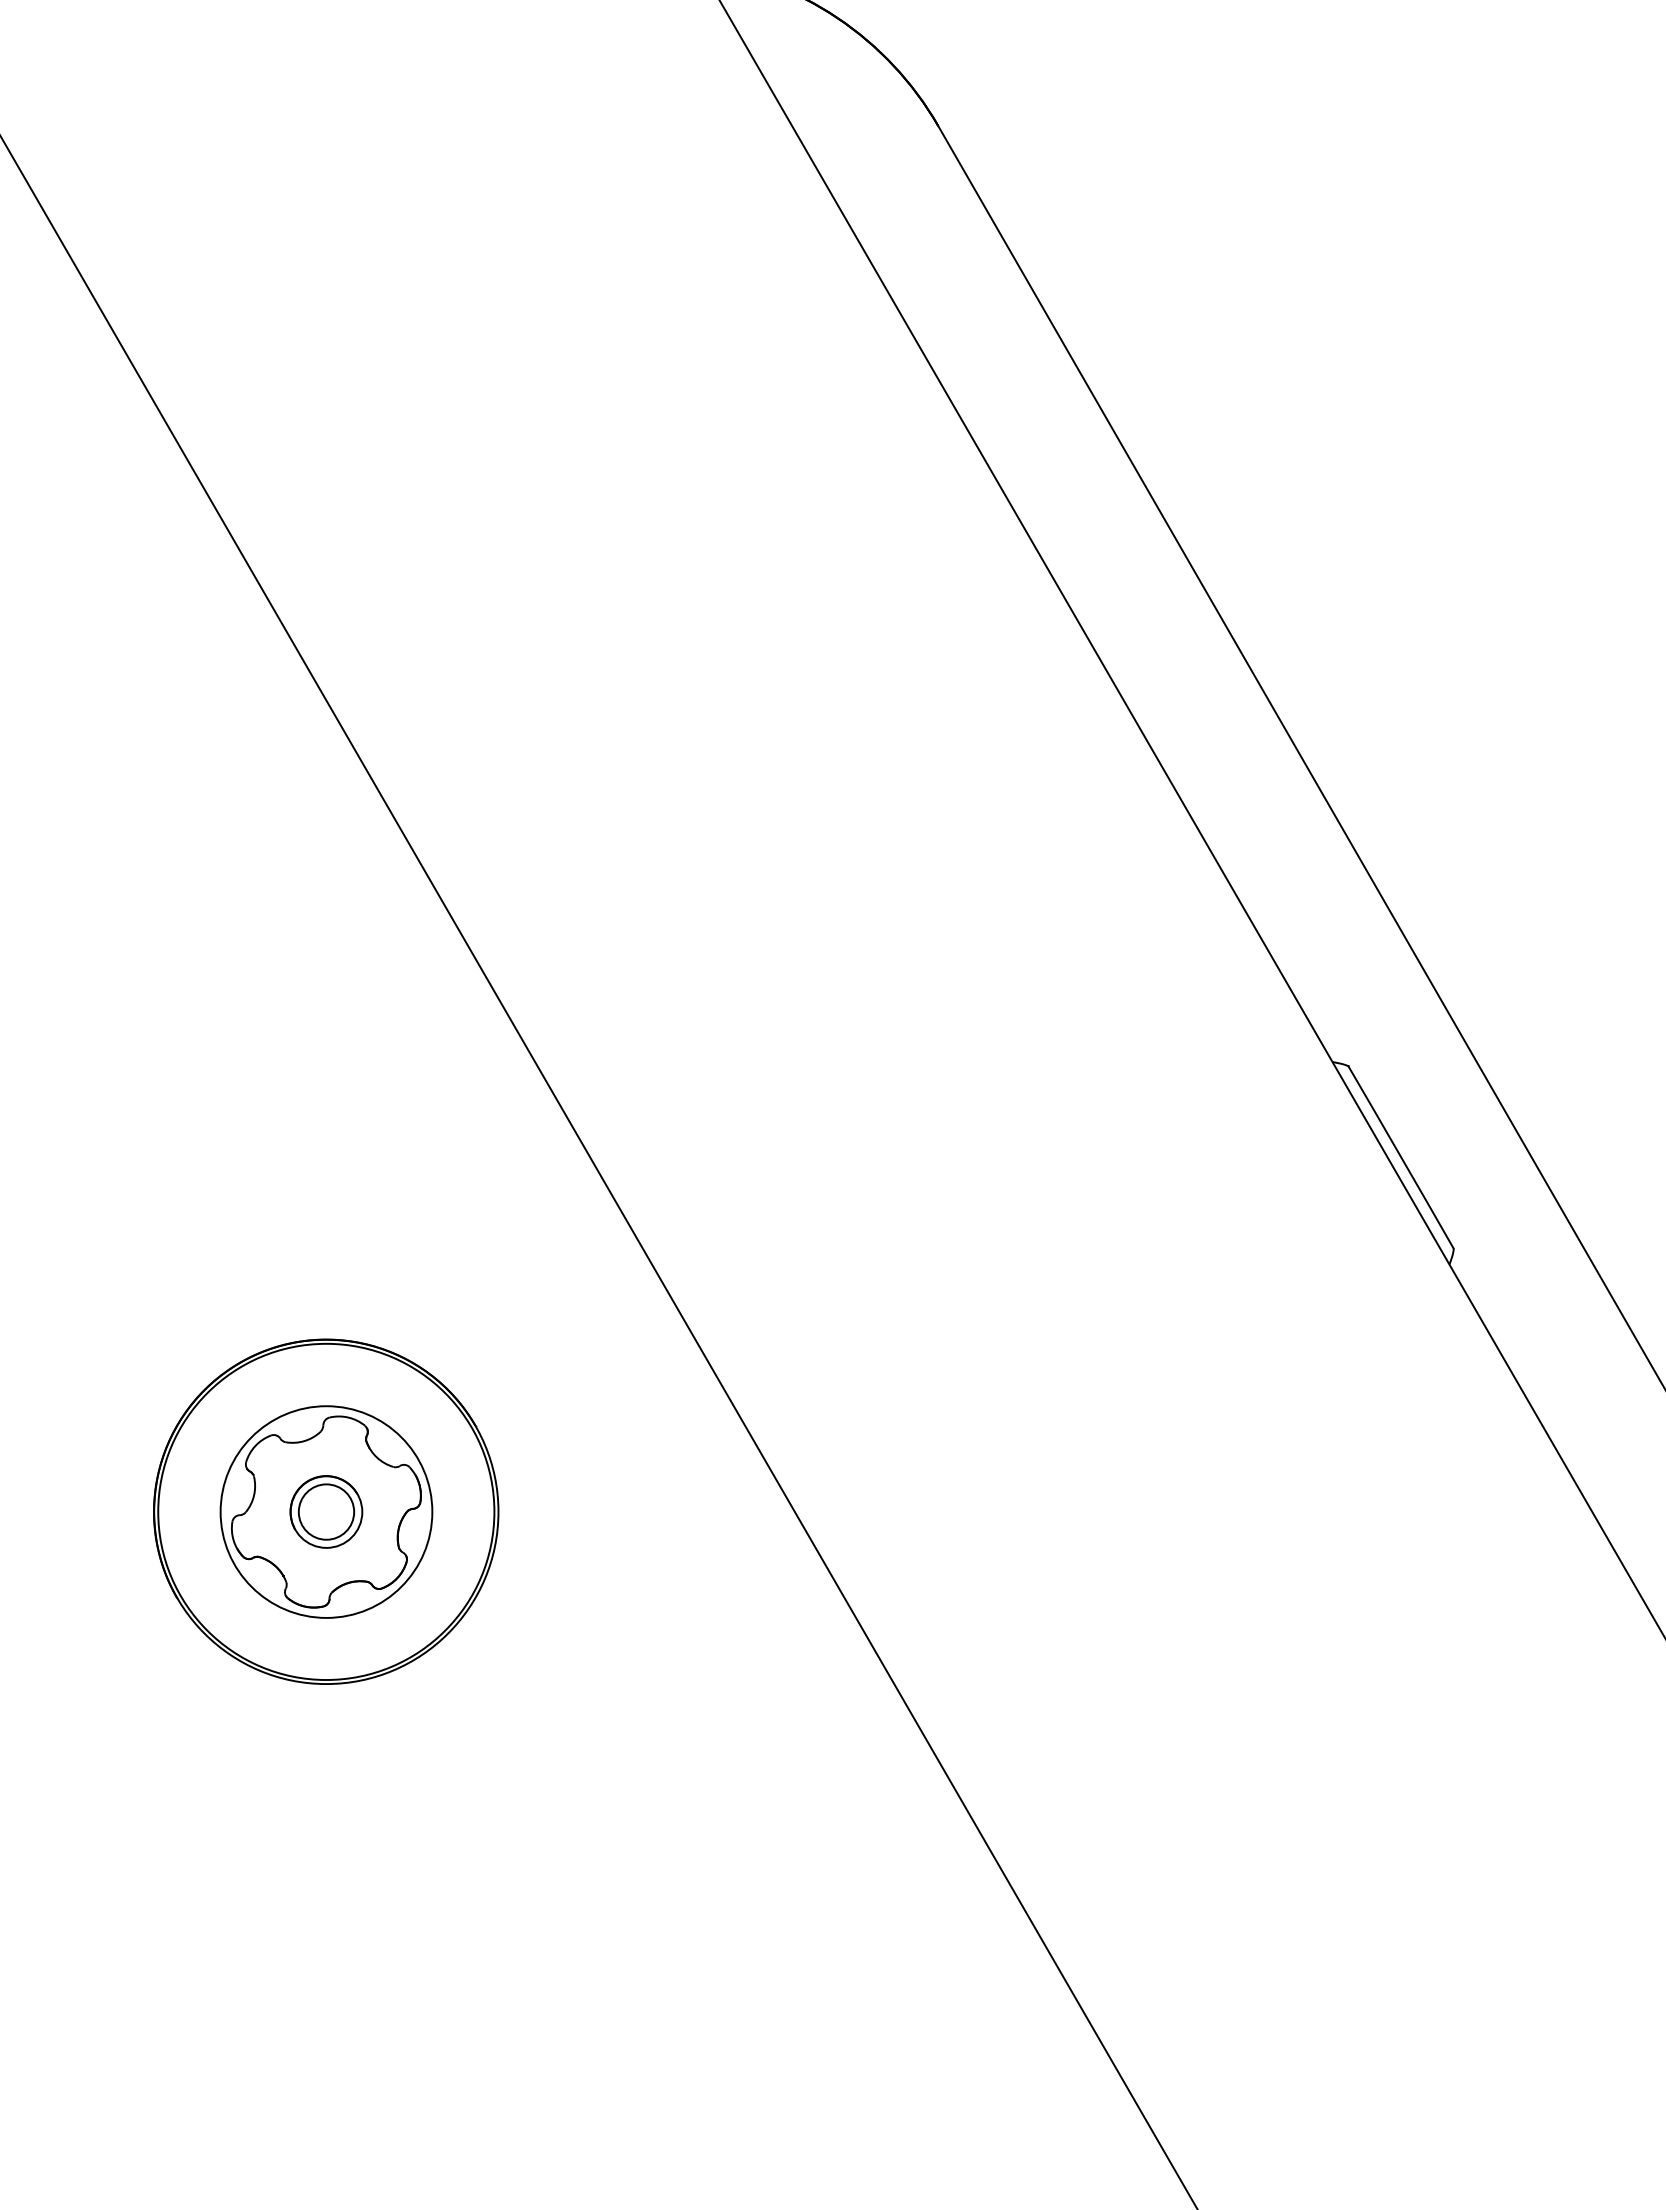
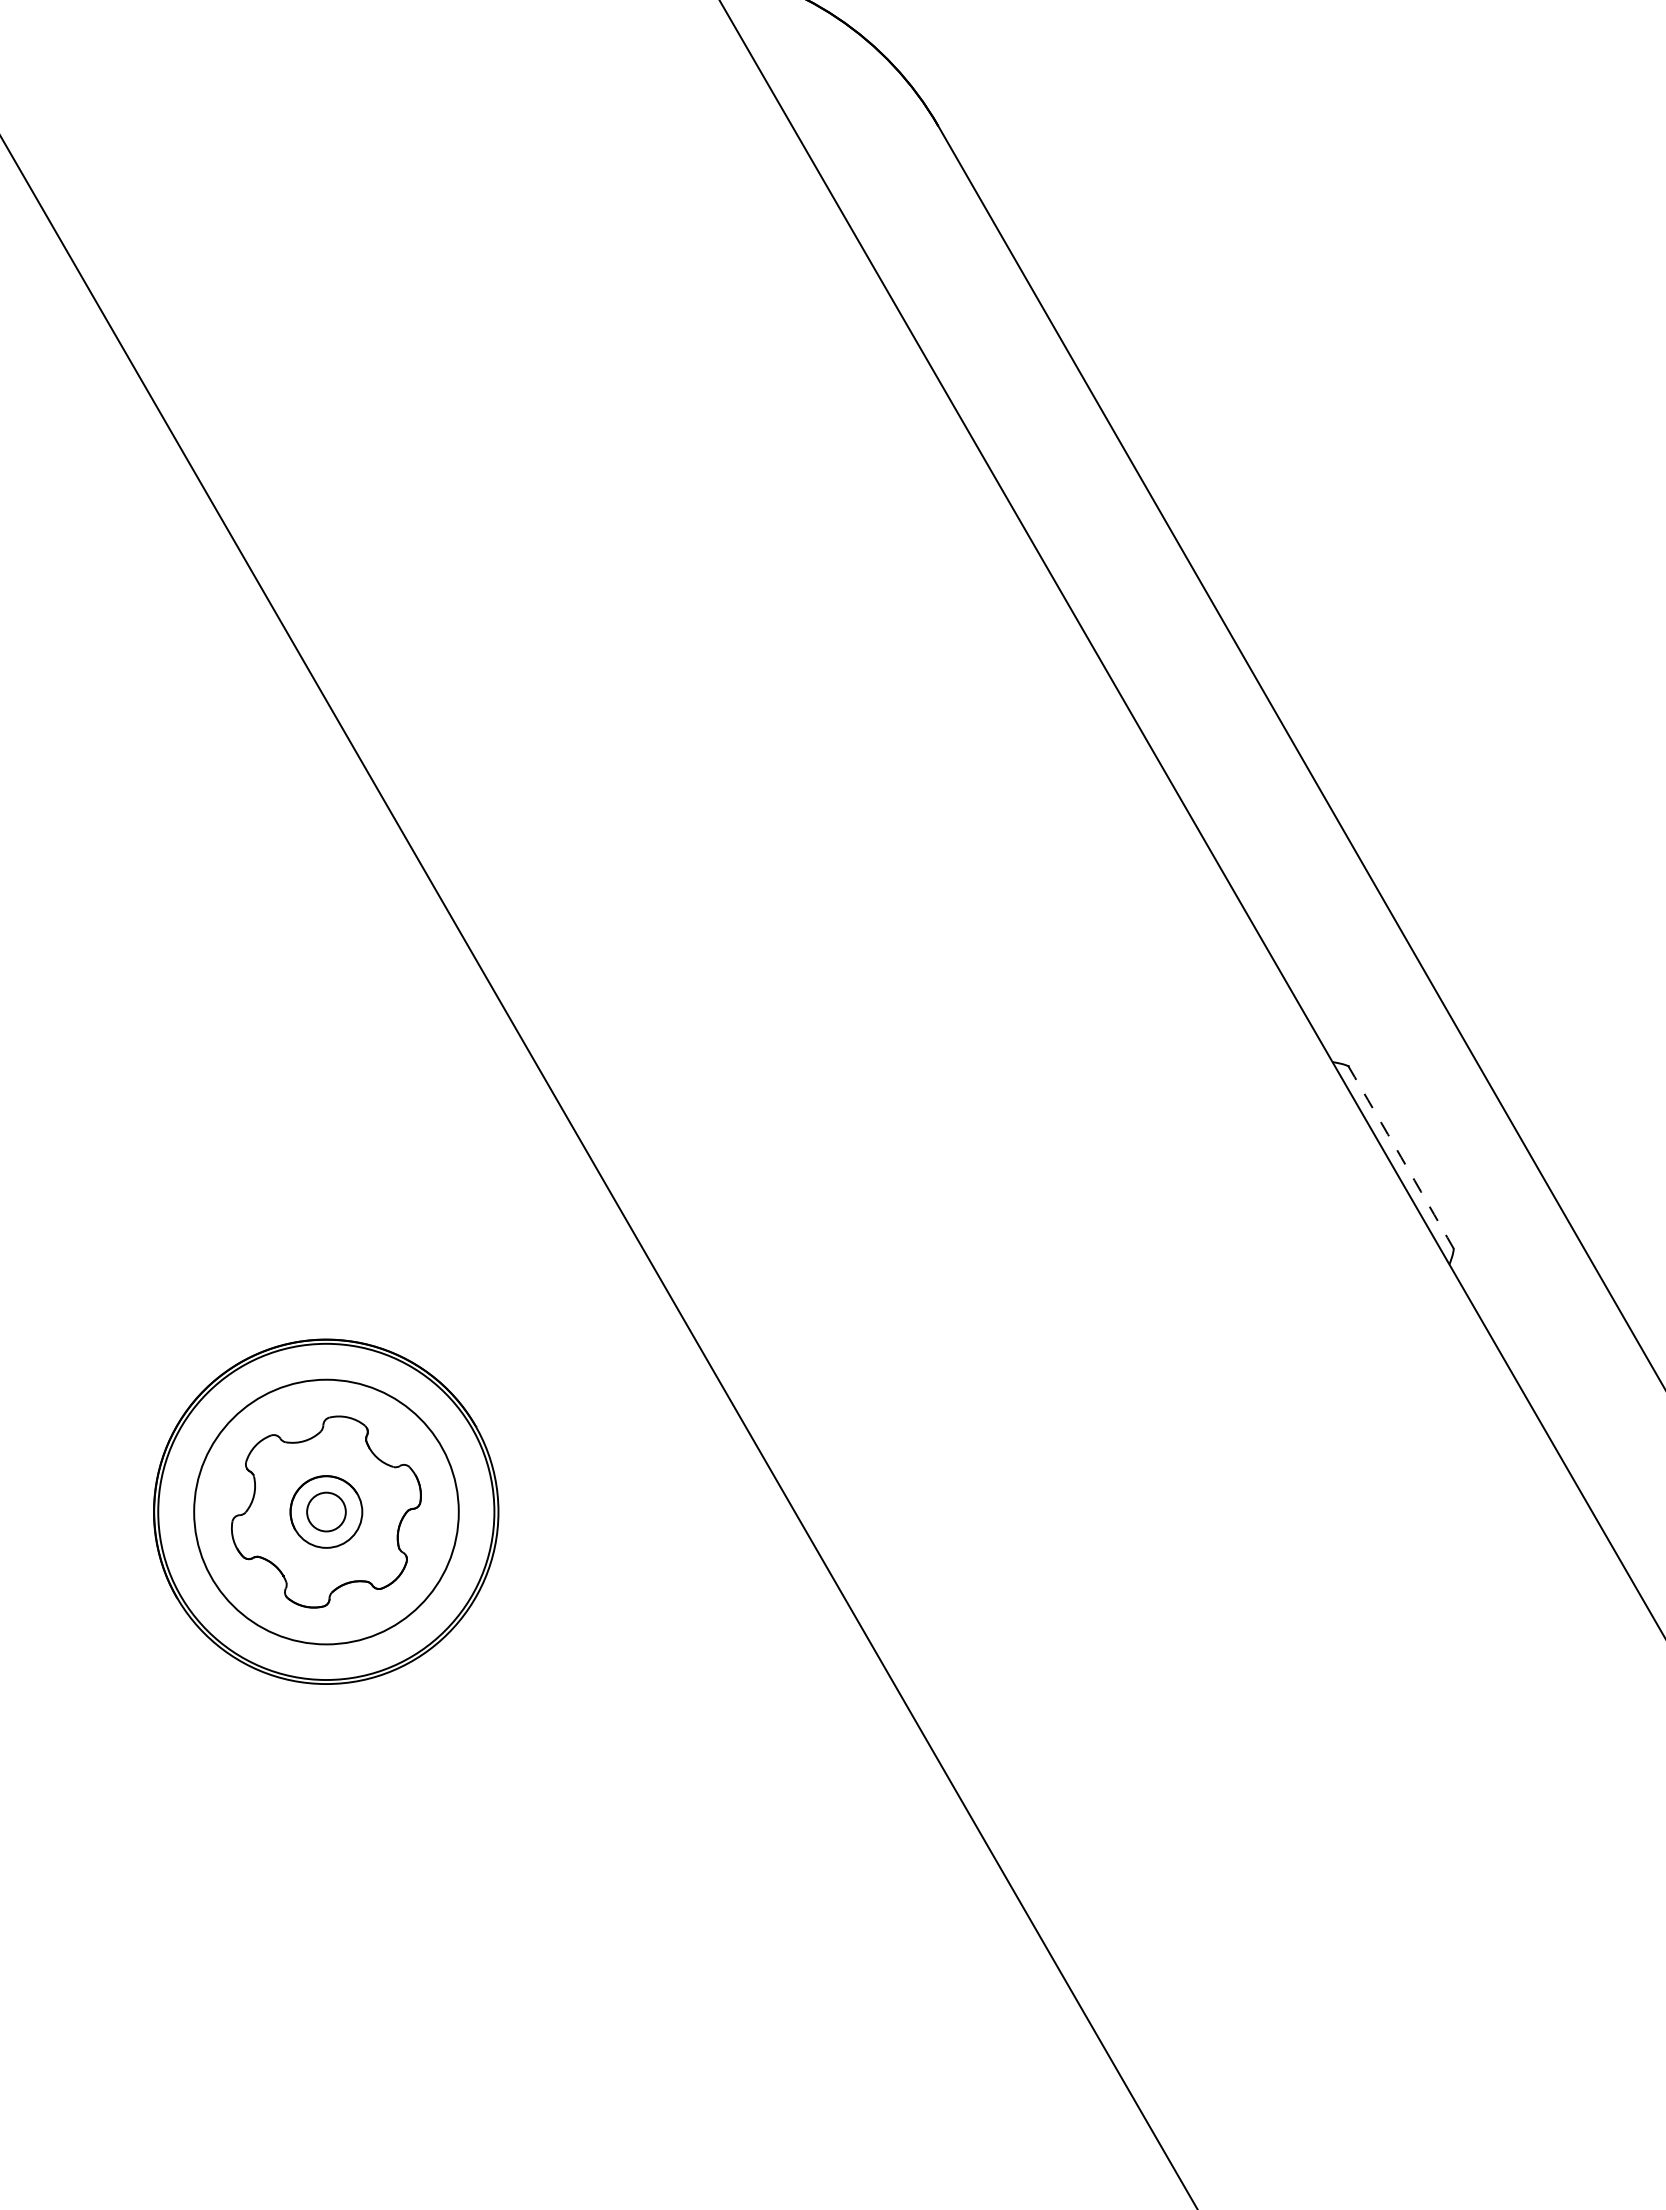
arc: solid -> dashed (1401, 1157)
circle diameter: 212 px -> 265 px (326, 1511)
circle diameter: 55 px -> 39 px (326, 1511)
